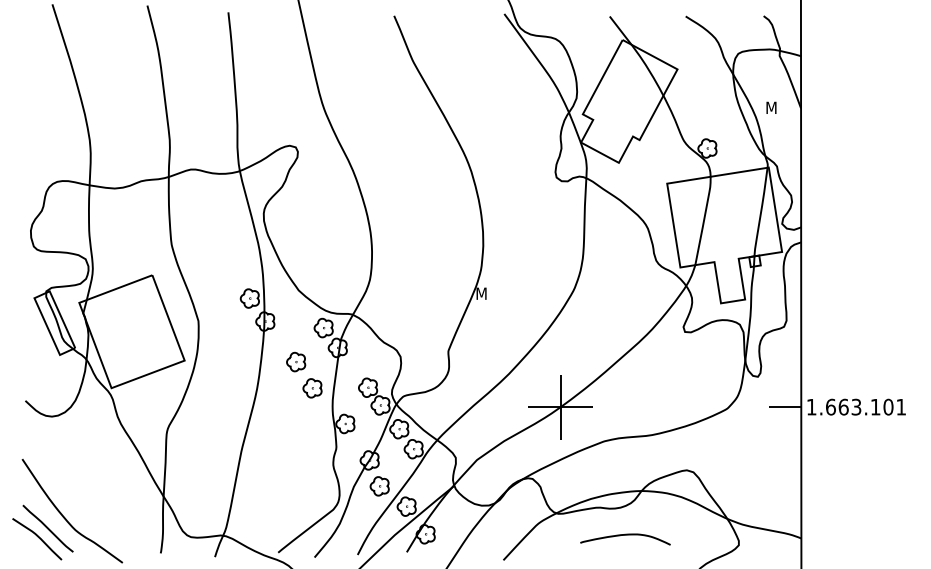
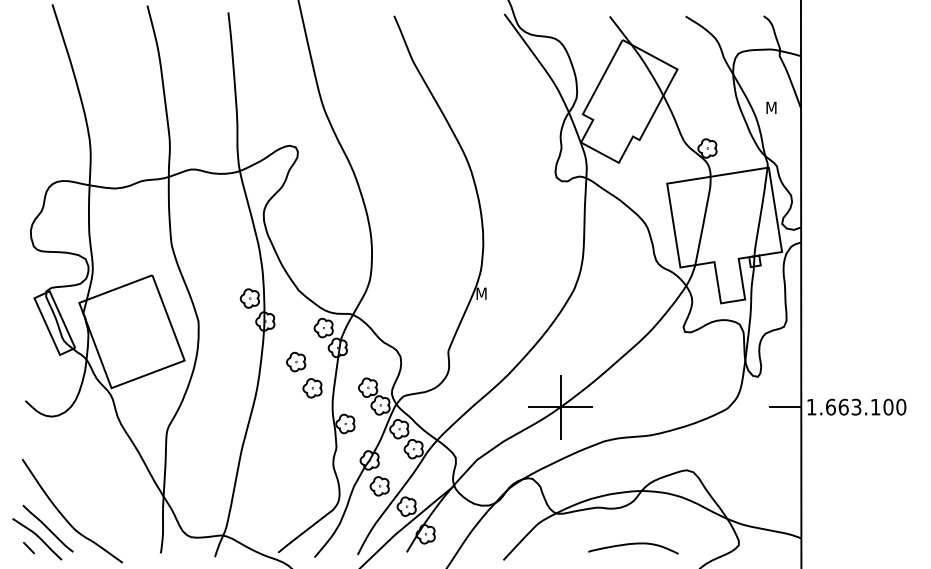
text: 1.663.101 -> 1.663.100 (901, 406)
curve position: (625, 535) -> (633, 544) (633, 544)
line: none -> present (28, 547)
